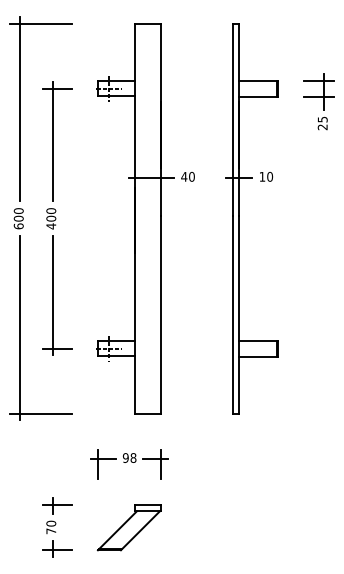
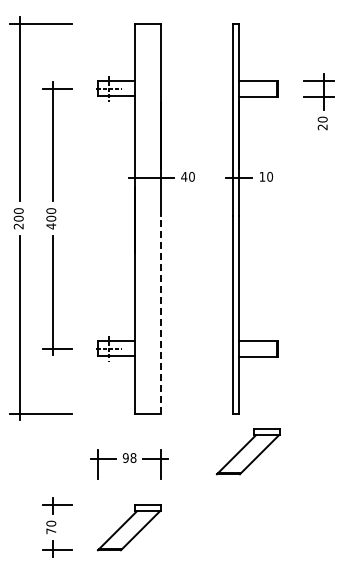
text: 25 -> 20 (322, 119)
text: 600 -> 200 (18, 226)
line: solid -> dashed (161, 315)
part: none -> present (247, 451)
